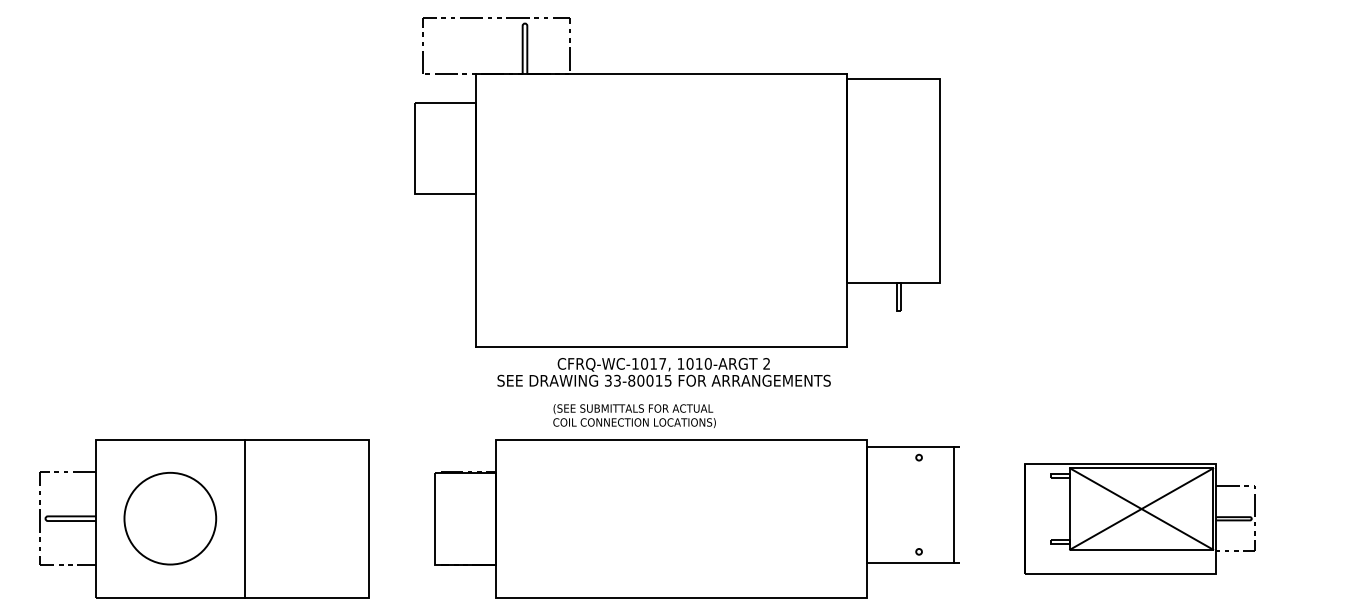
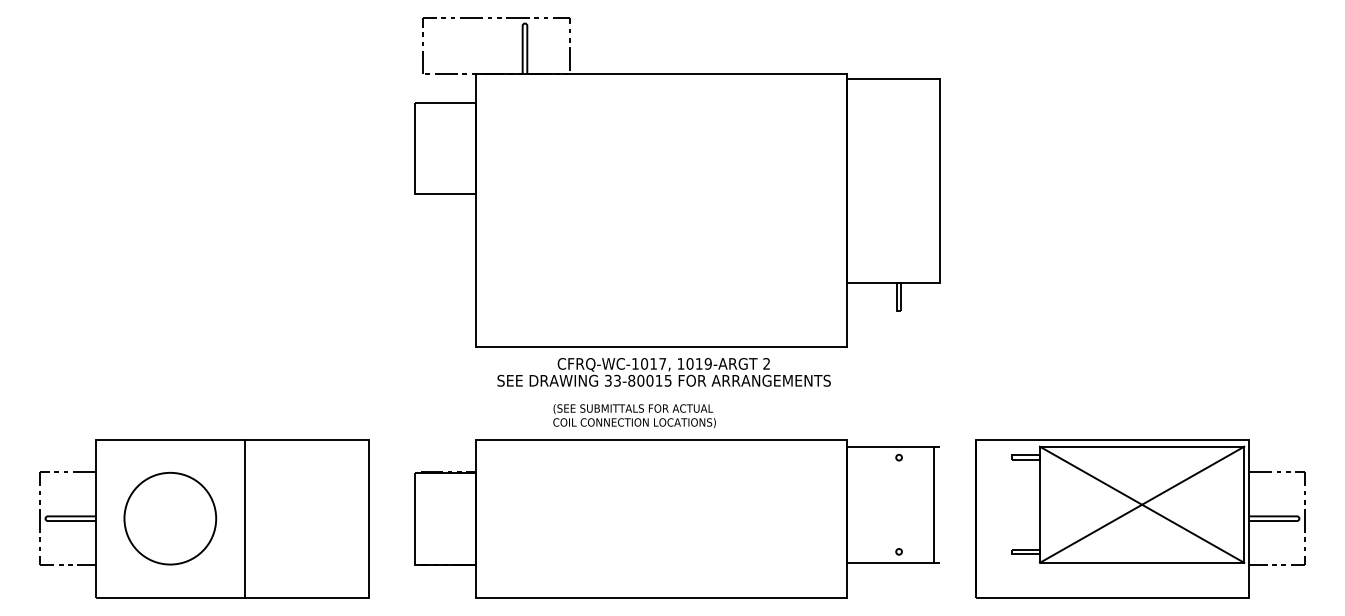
text: 1010-ARGT -> 1019-ARGT (707, 363)
part position: (696, 518) -> (676, 518) (676, 518)
part size: 232x112 px -> 331x160 px (1140, 518)
